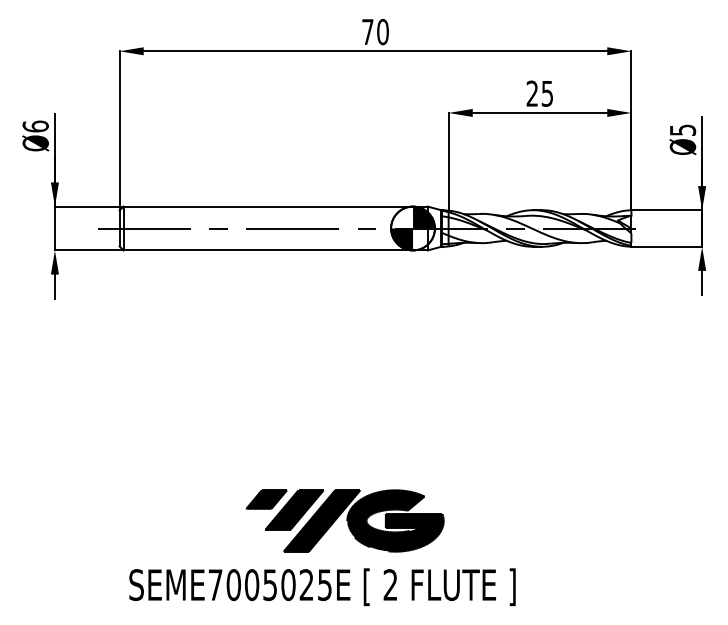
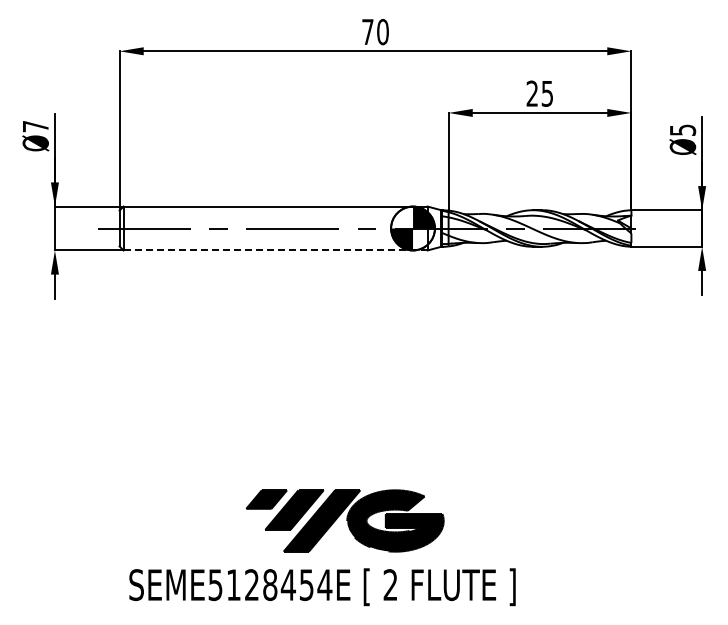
text: Ø6 -> Ø7 (35, 126)
line: solid -> dashed (276, 250)
text: SEME7005025E -> SEME5128454E (270, 585)
